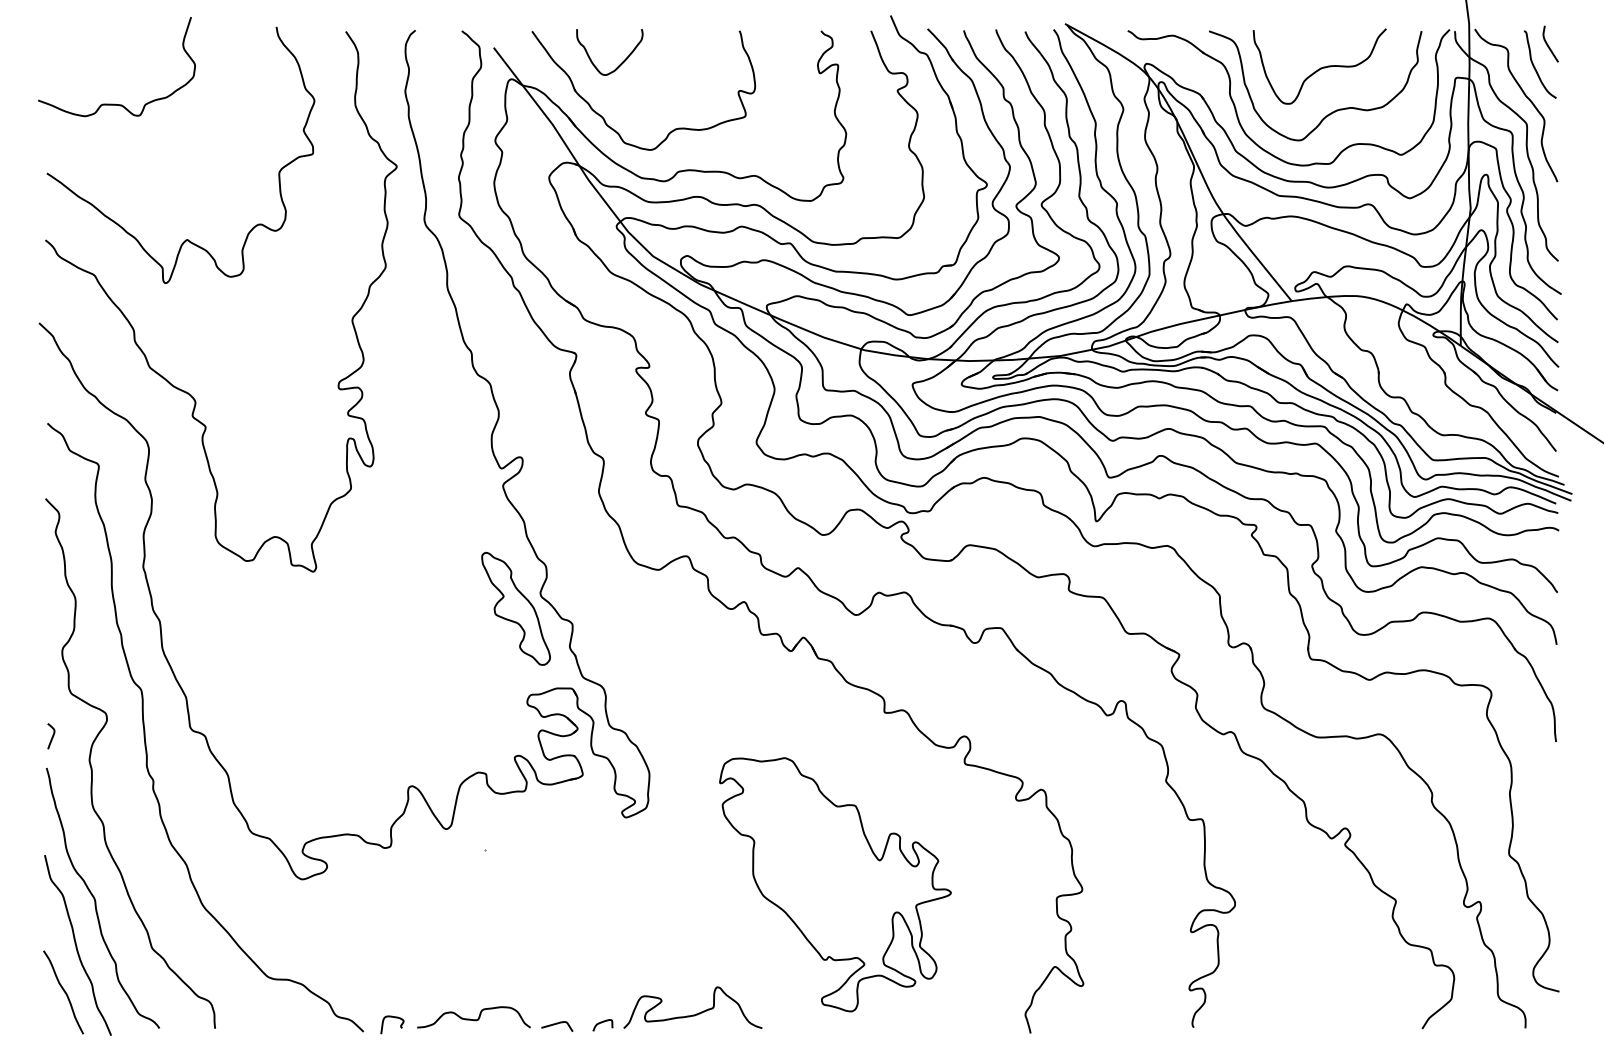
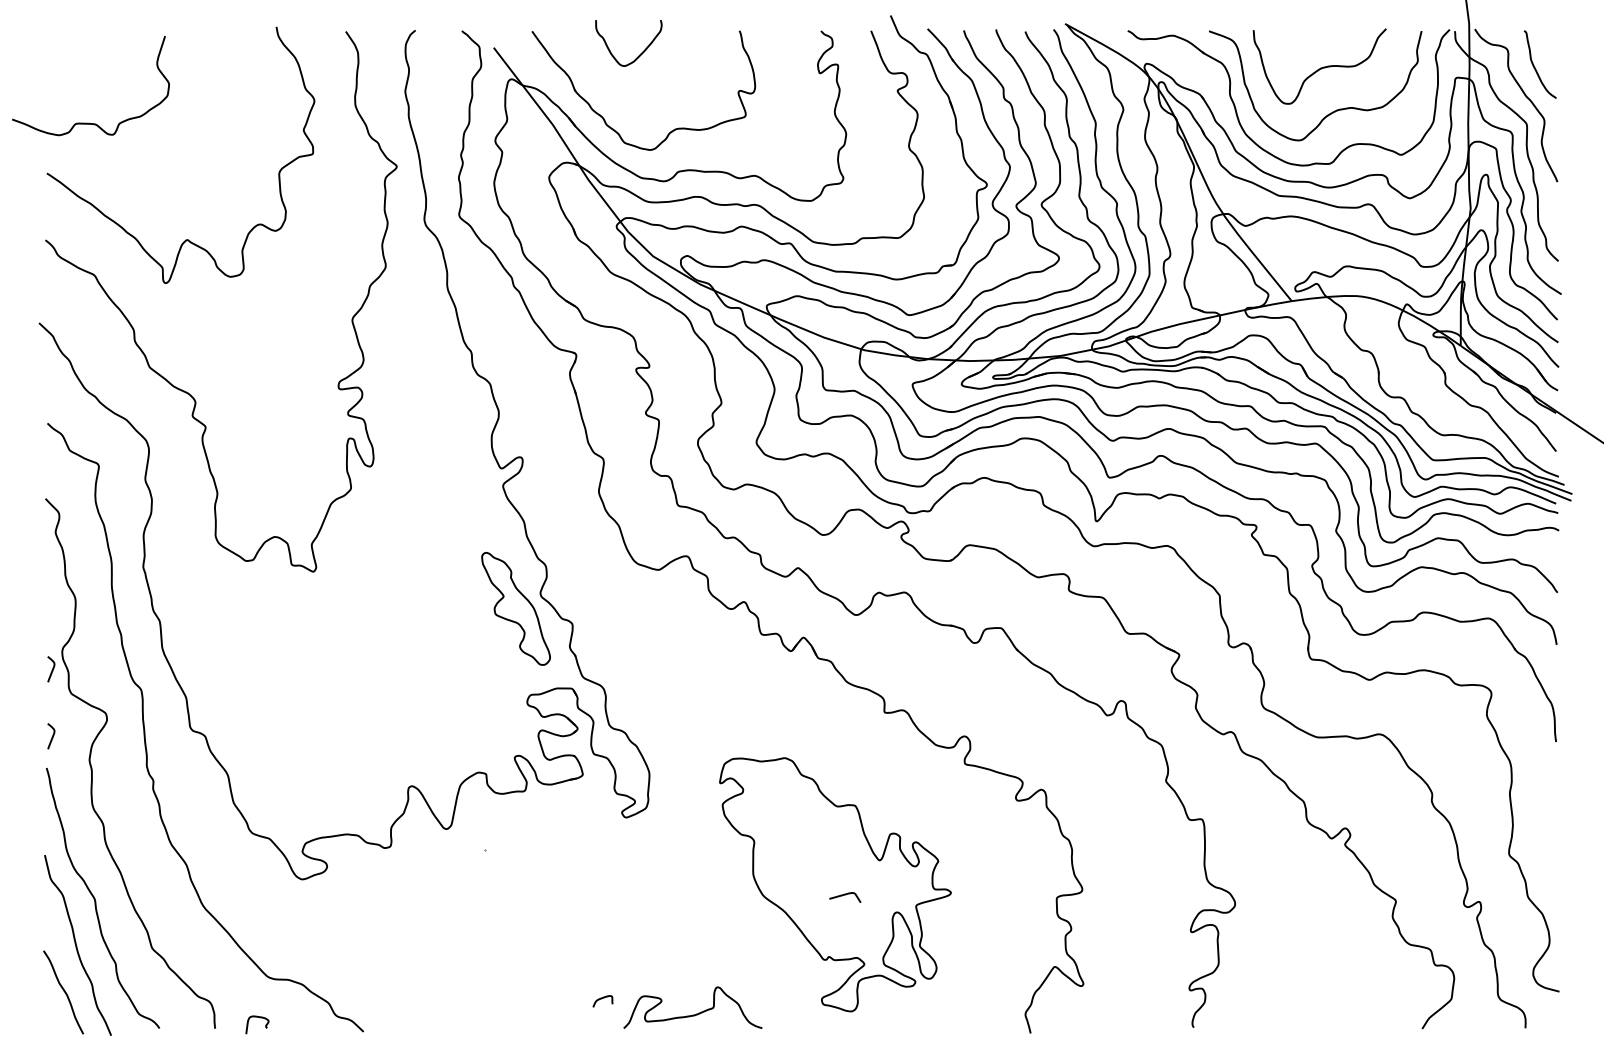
curve: present -> none (1548, 44)
curve position: (620, 63) -> (639, 54) (639, 54)
curve position: (115, 103) -> (89, 122) (89, 122)
curve: none -> present (52, 669)
curve position: (395, 1018) -> (260, 1018) (260, 1018)
curve: present -> none (473, 1019)
curve position: (601, 1023) -> (601, 999) (601, 999)
curve position: (557, 1024) -> (845, 895) (845, 895)
